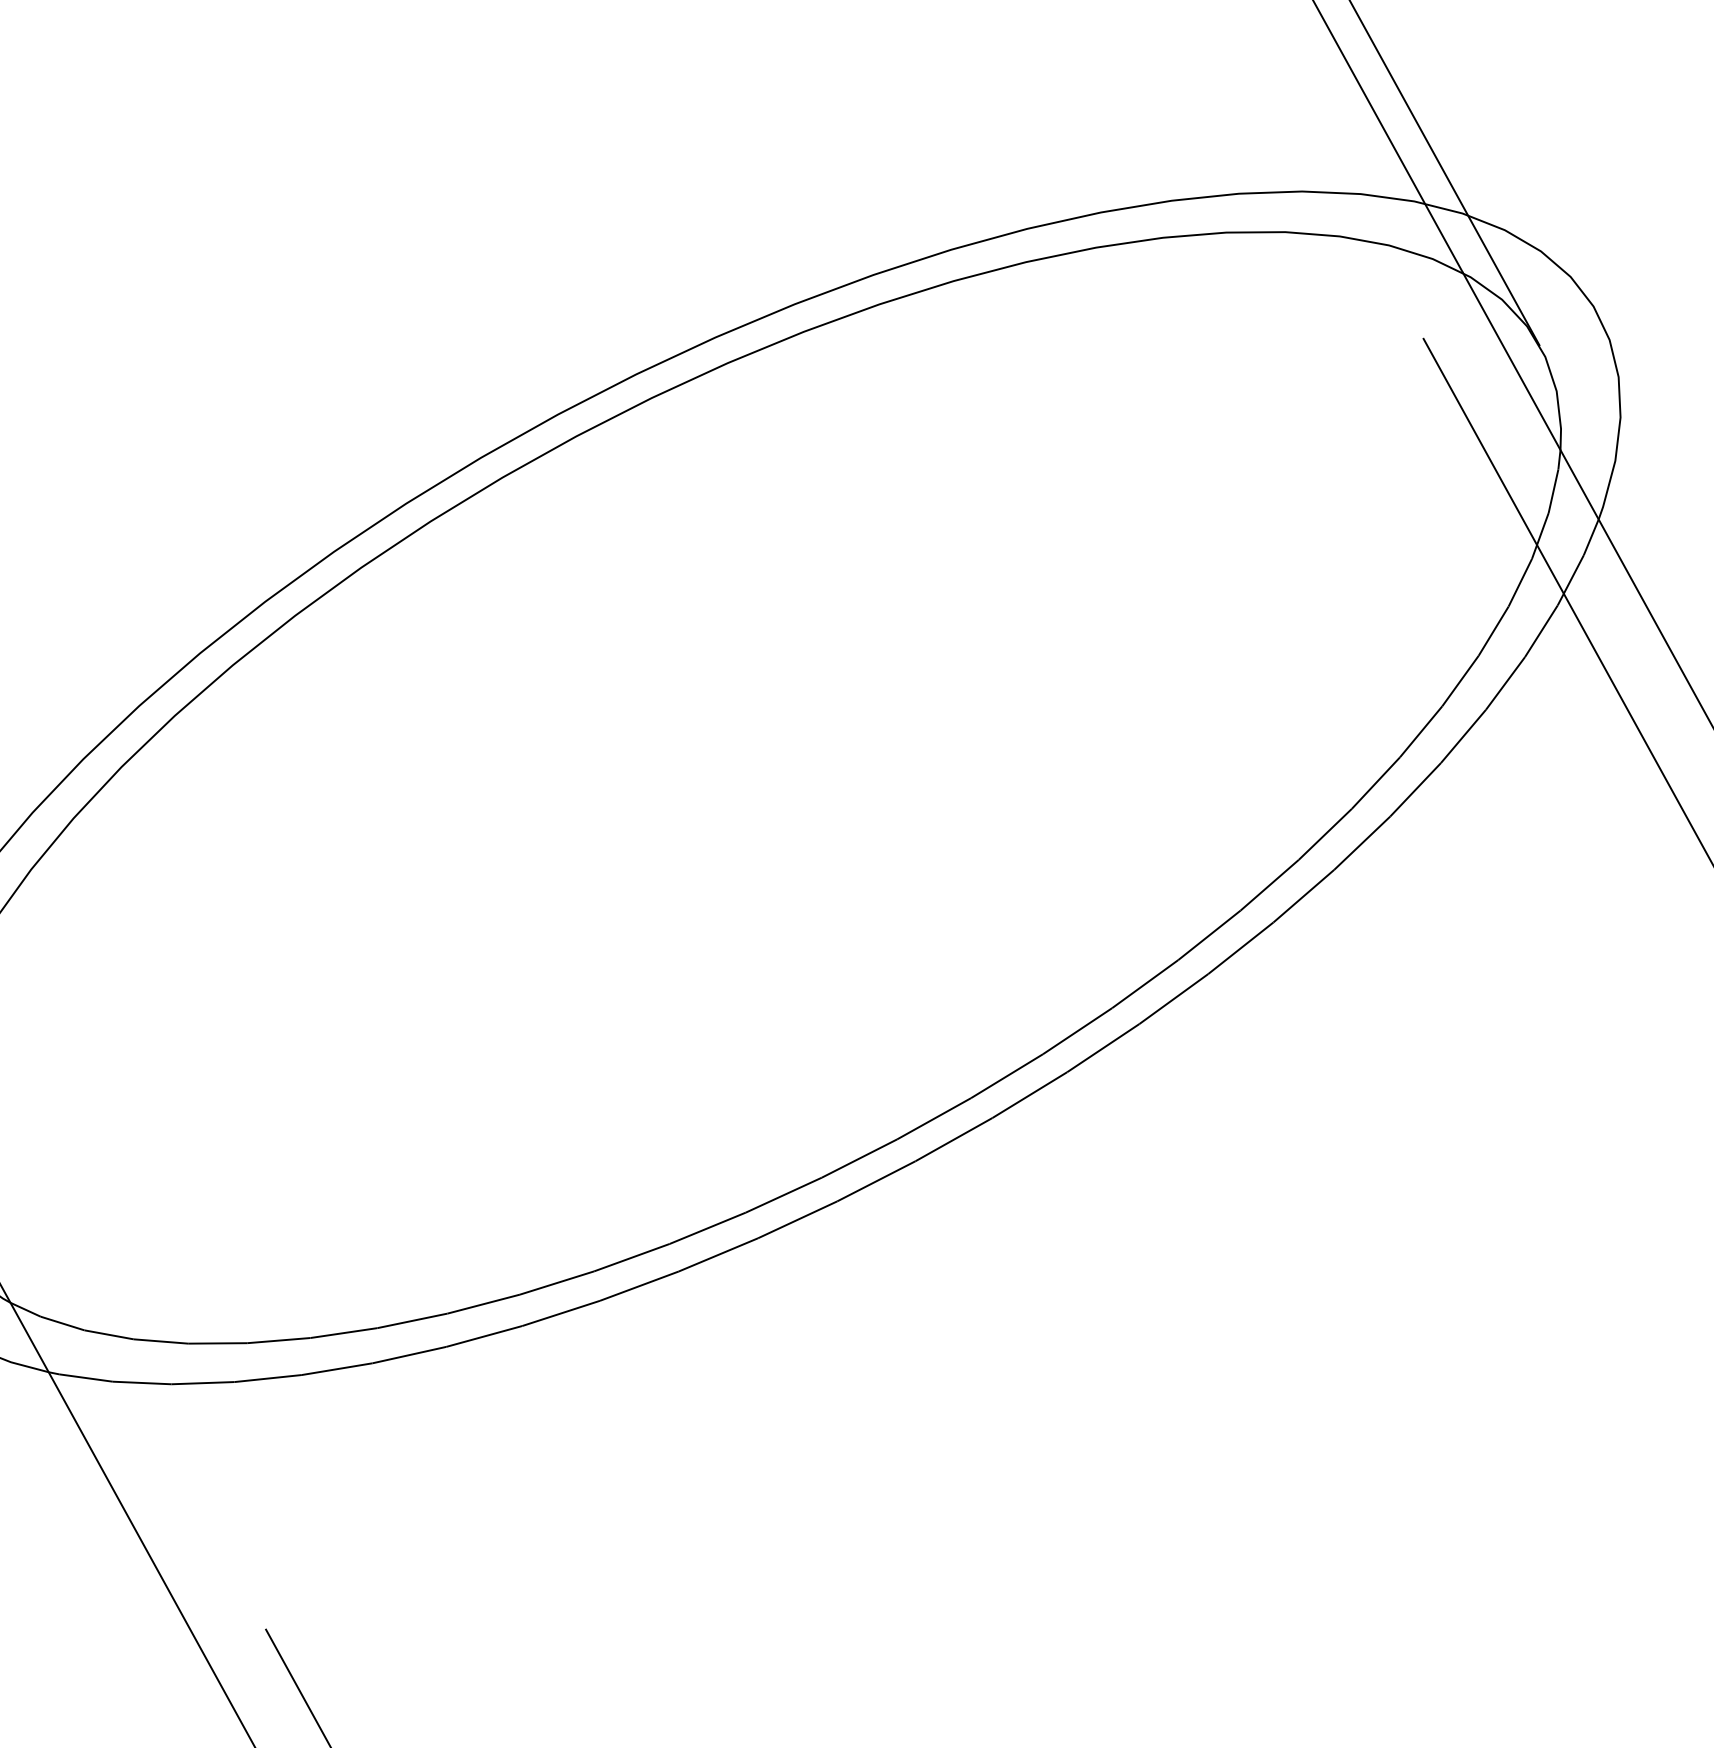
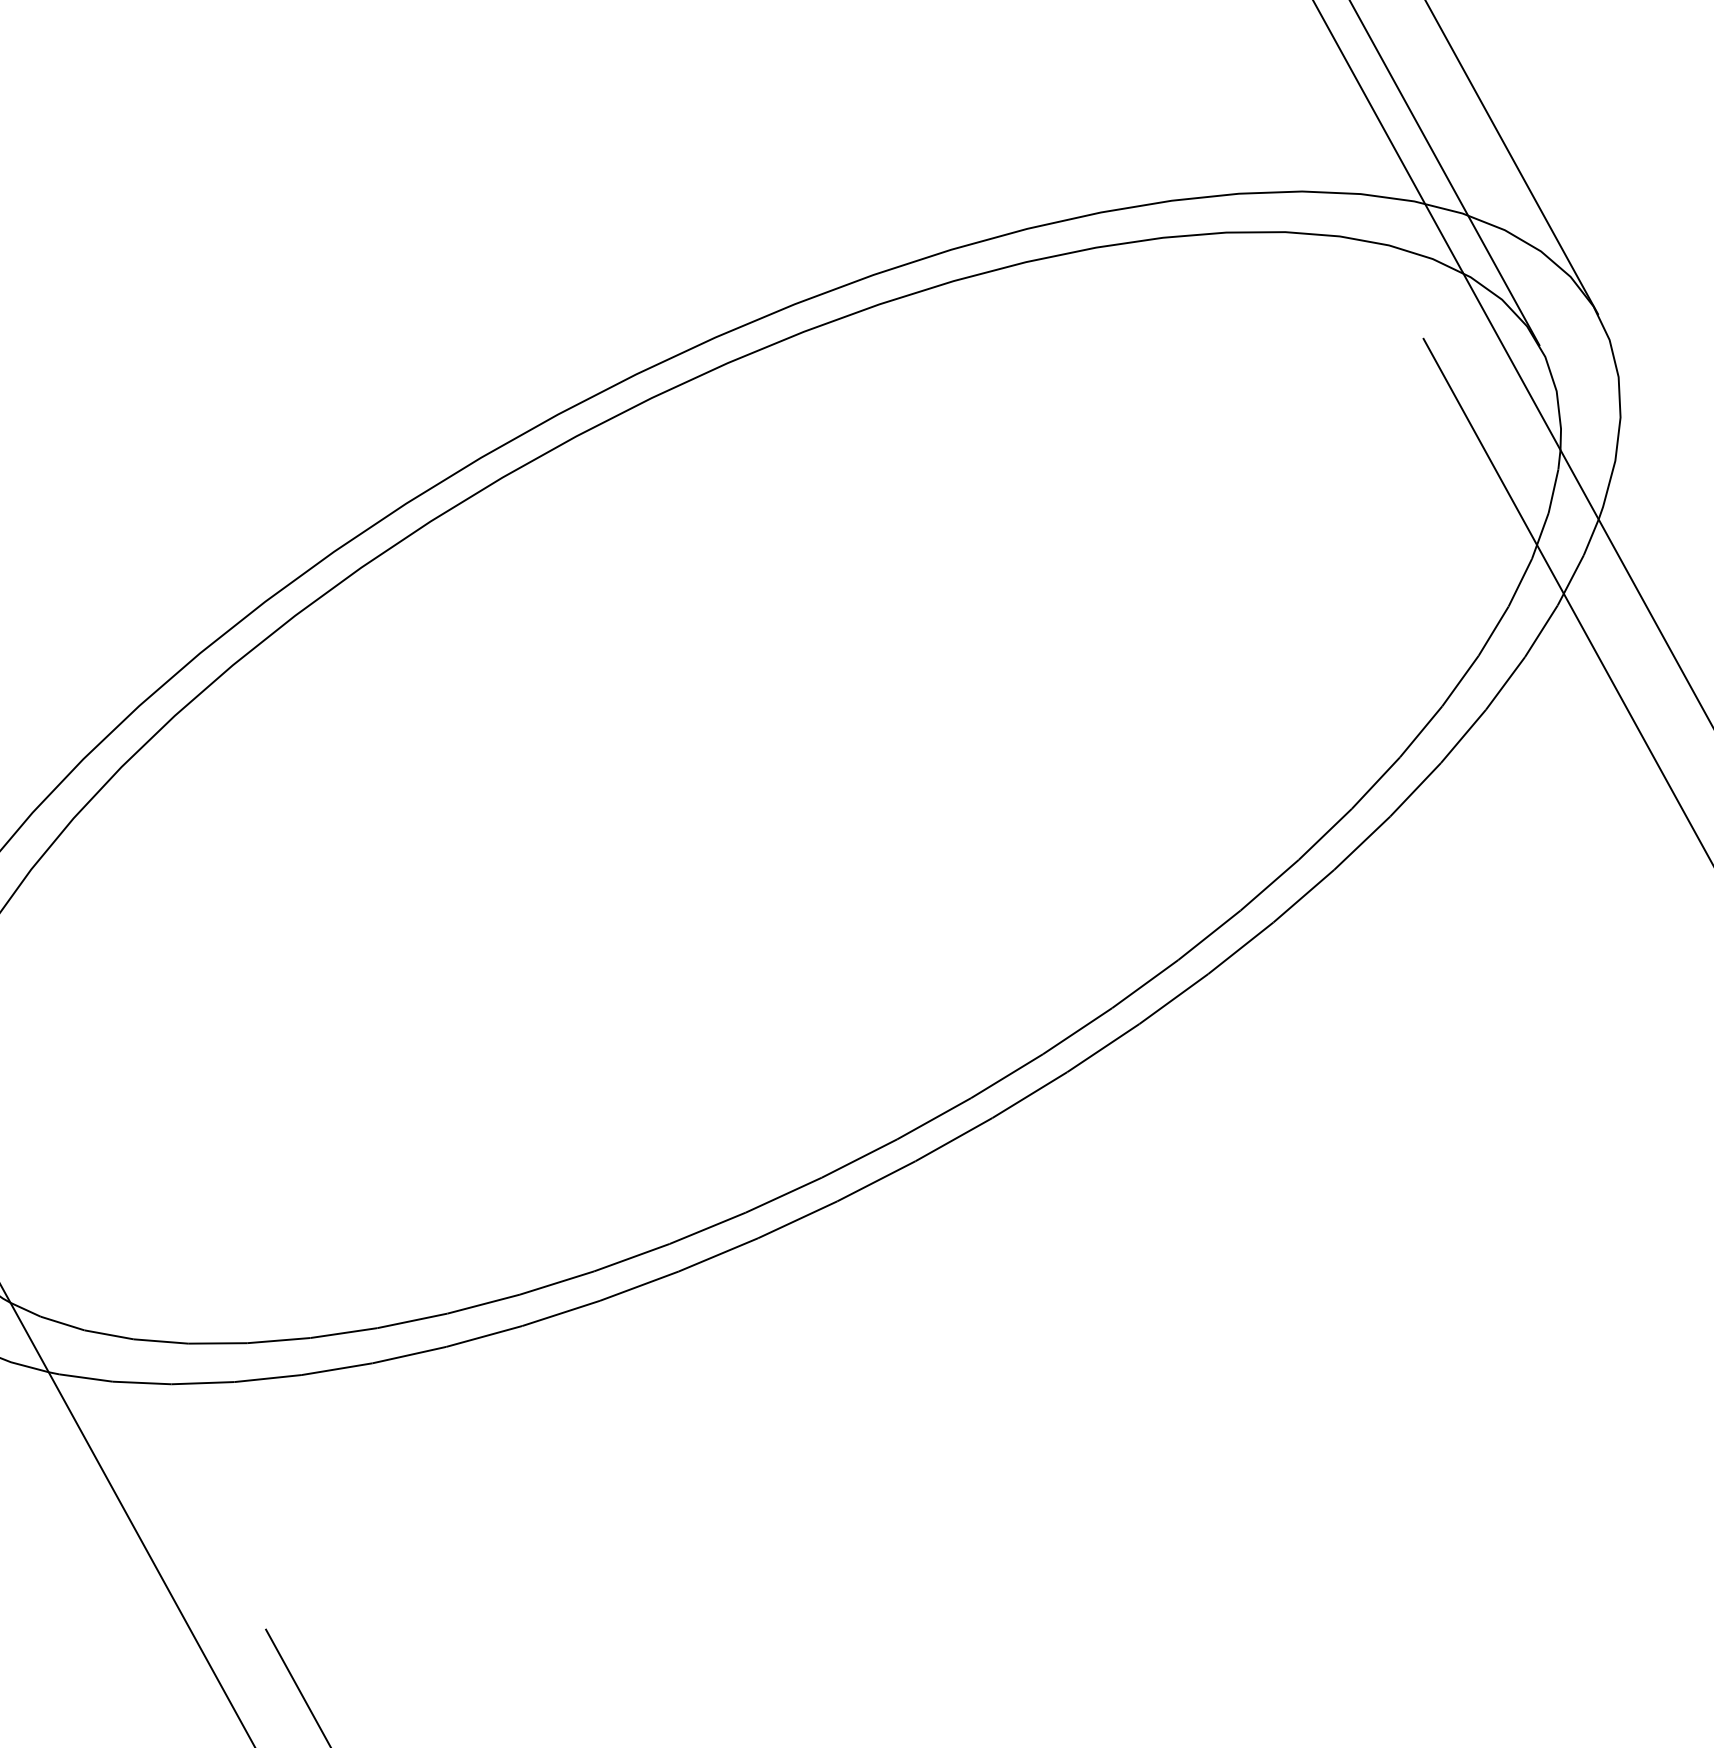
line: none -> present (1511, 158)
